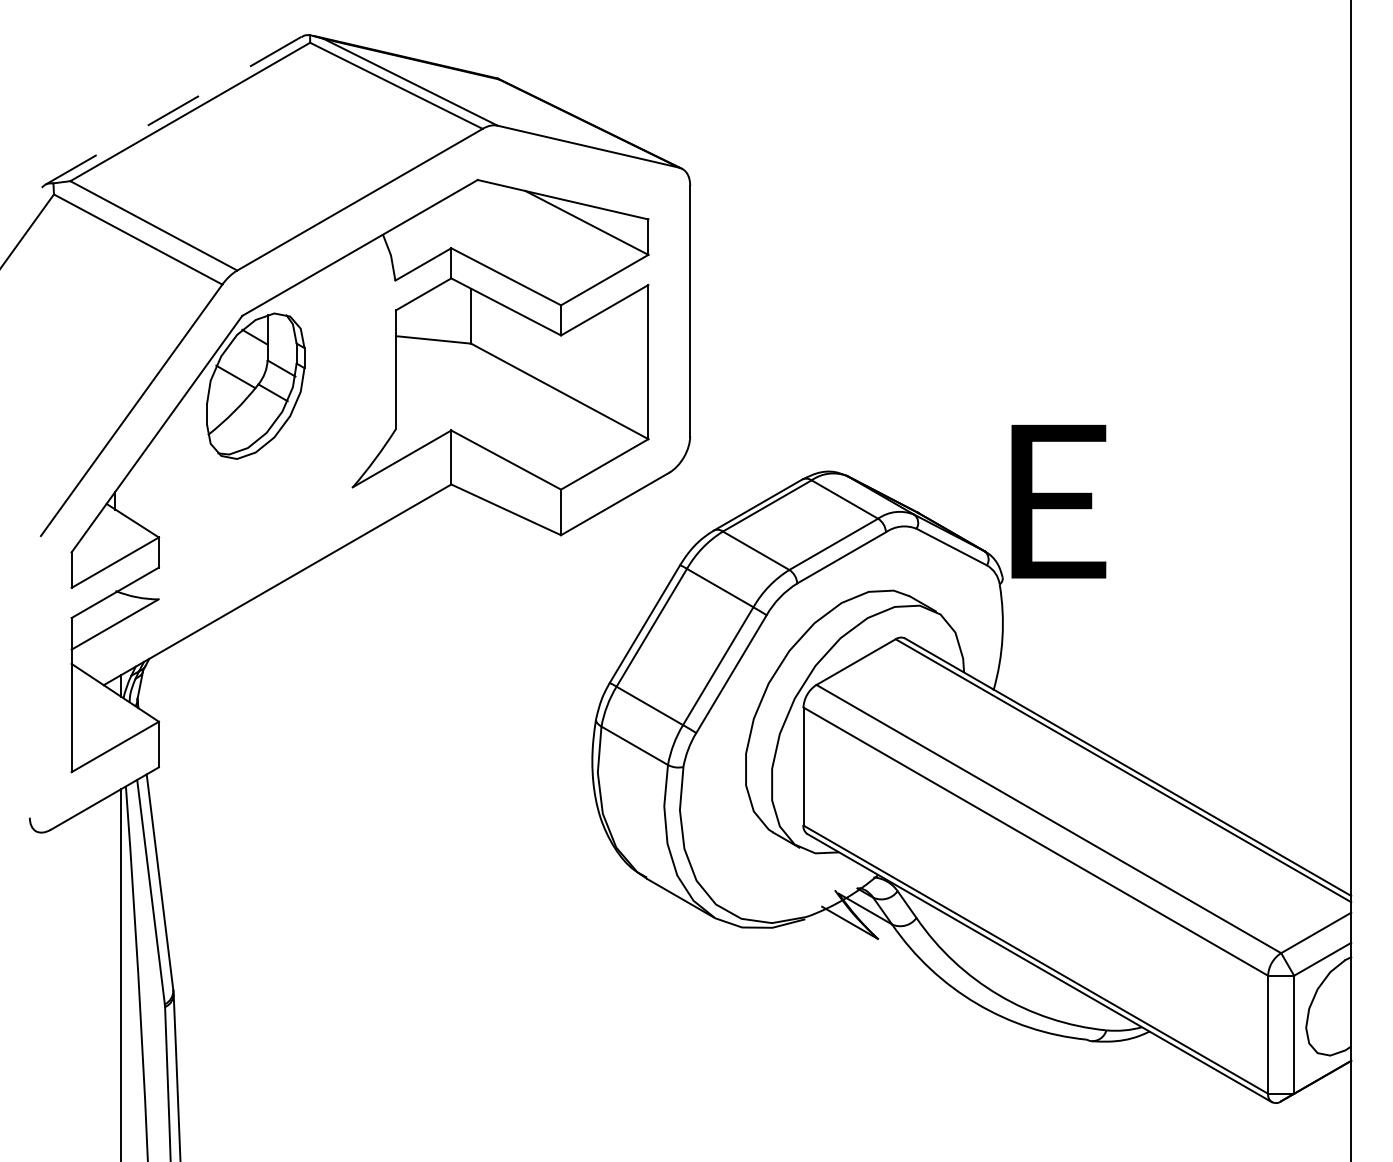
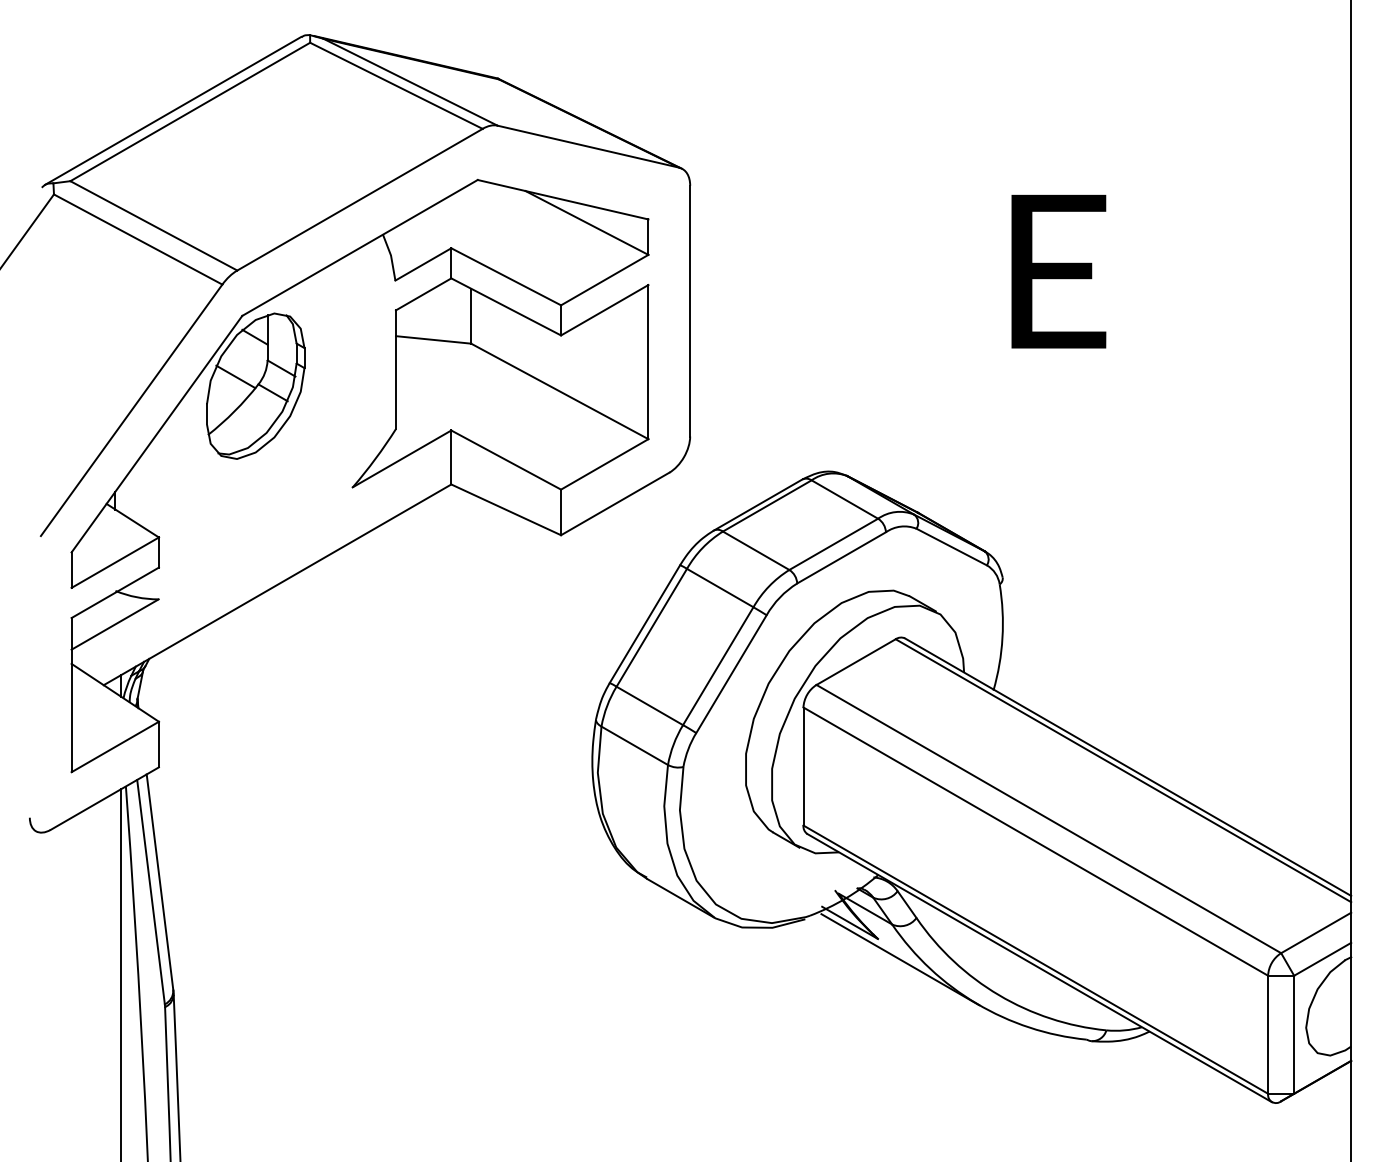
line: dashed -> solid (173, 110)
text position: (1058, 501) -> (1058, 271) (1058, 271)
line: none -> present (900, 959)
